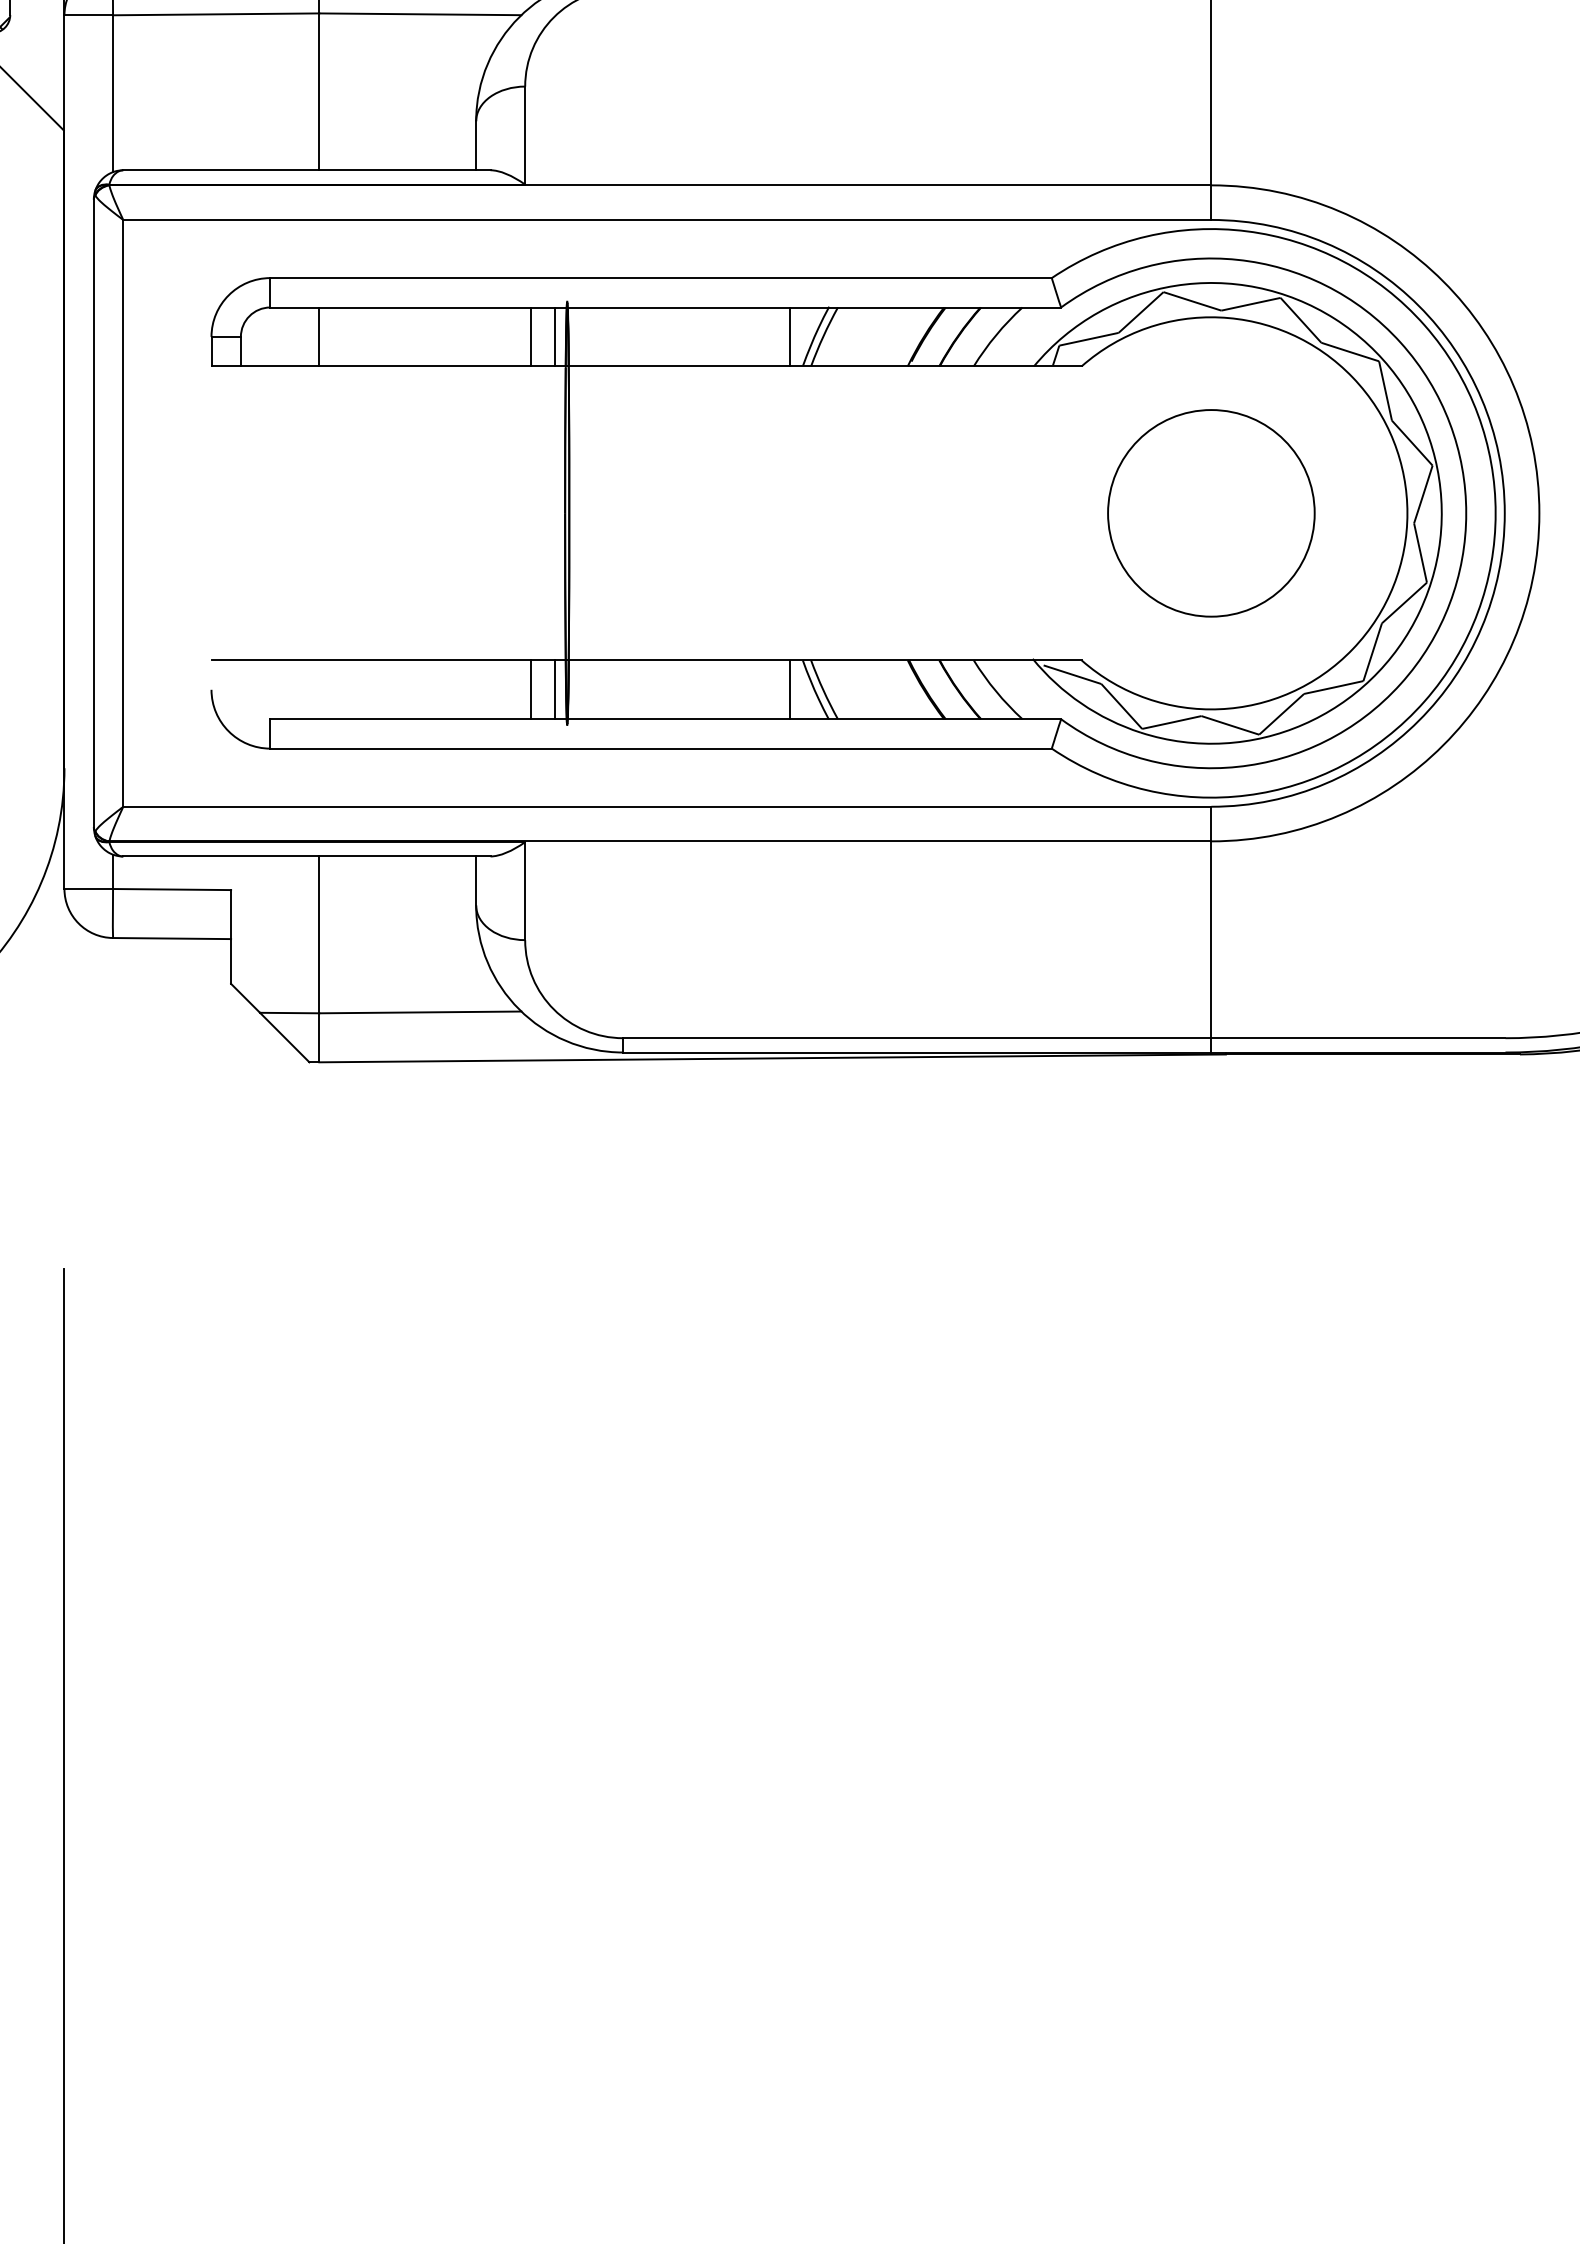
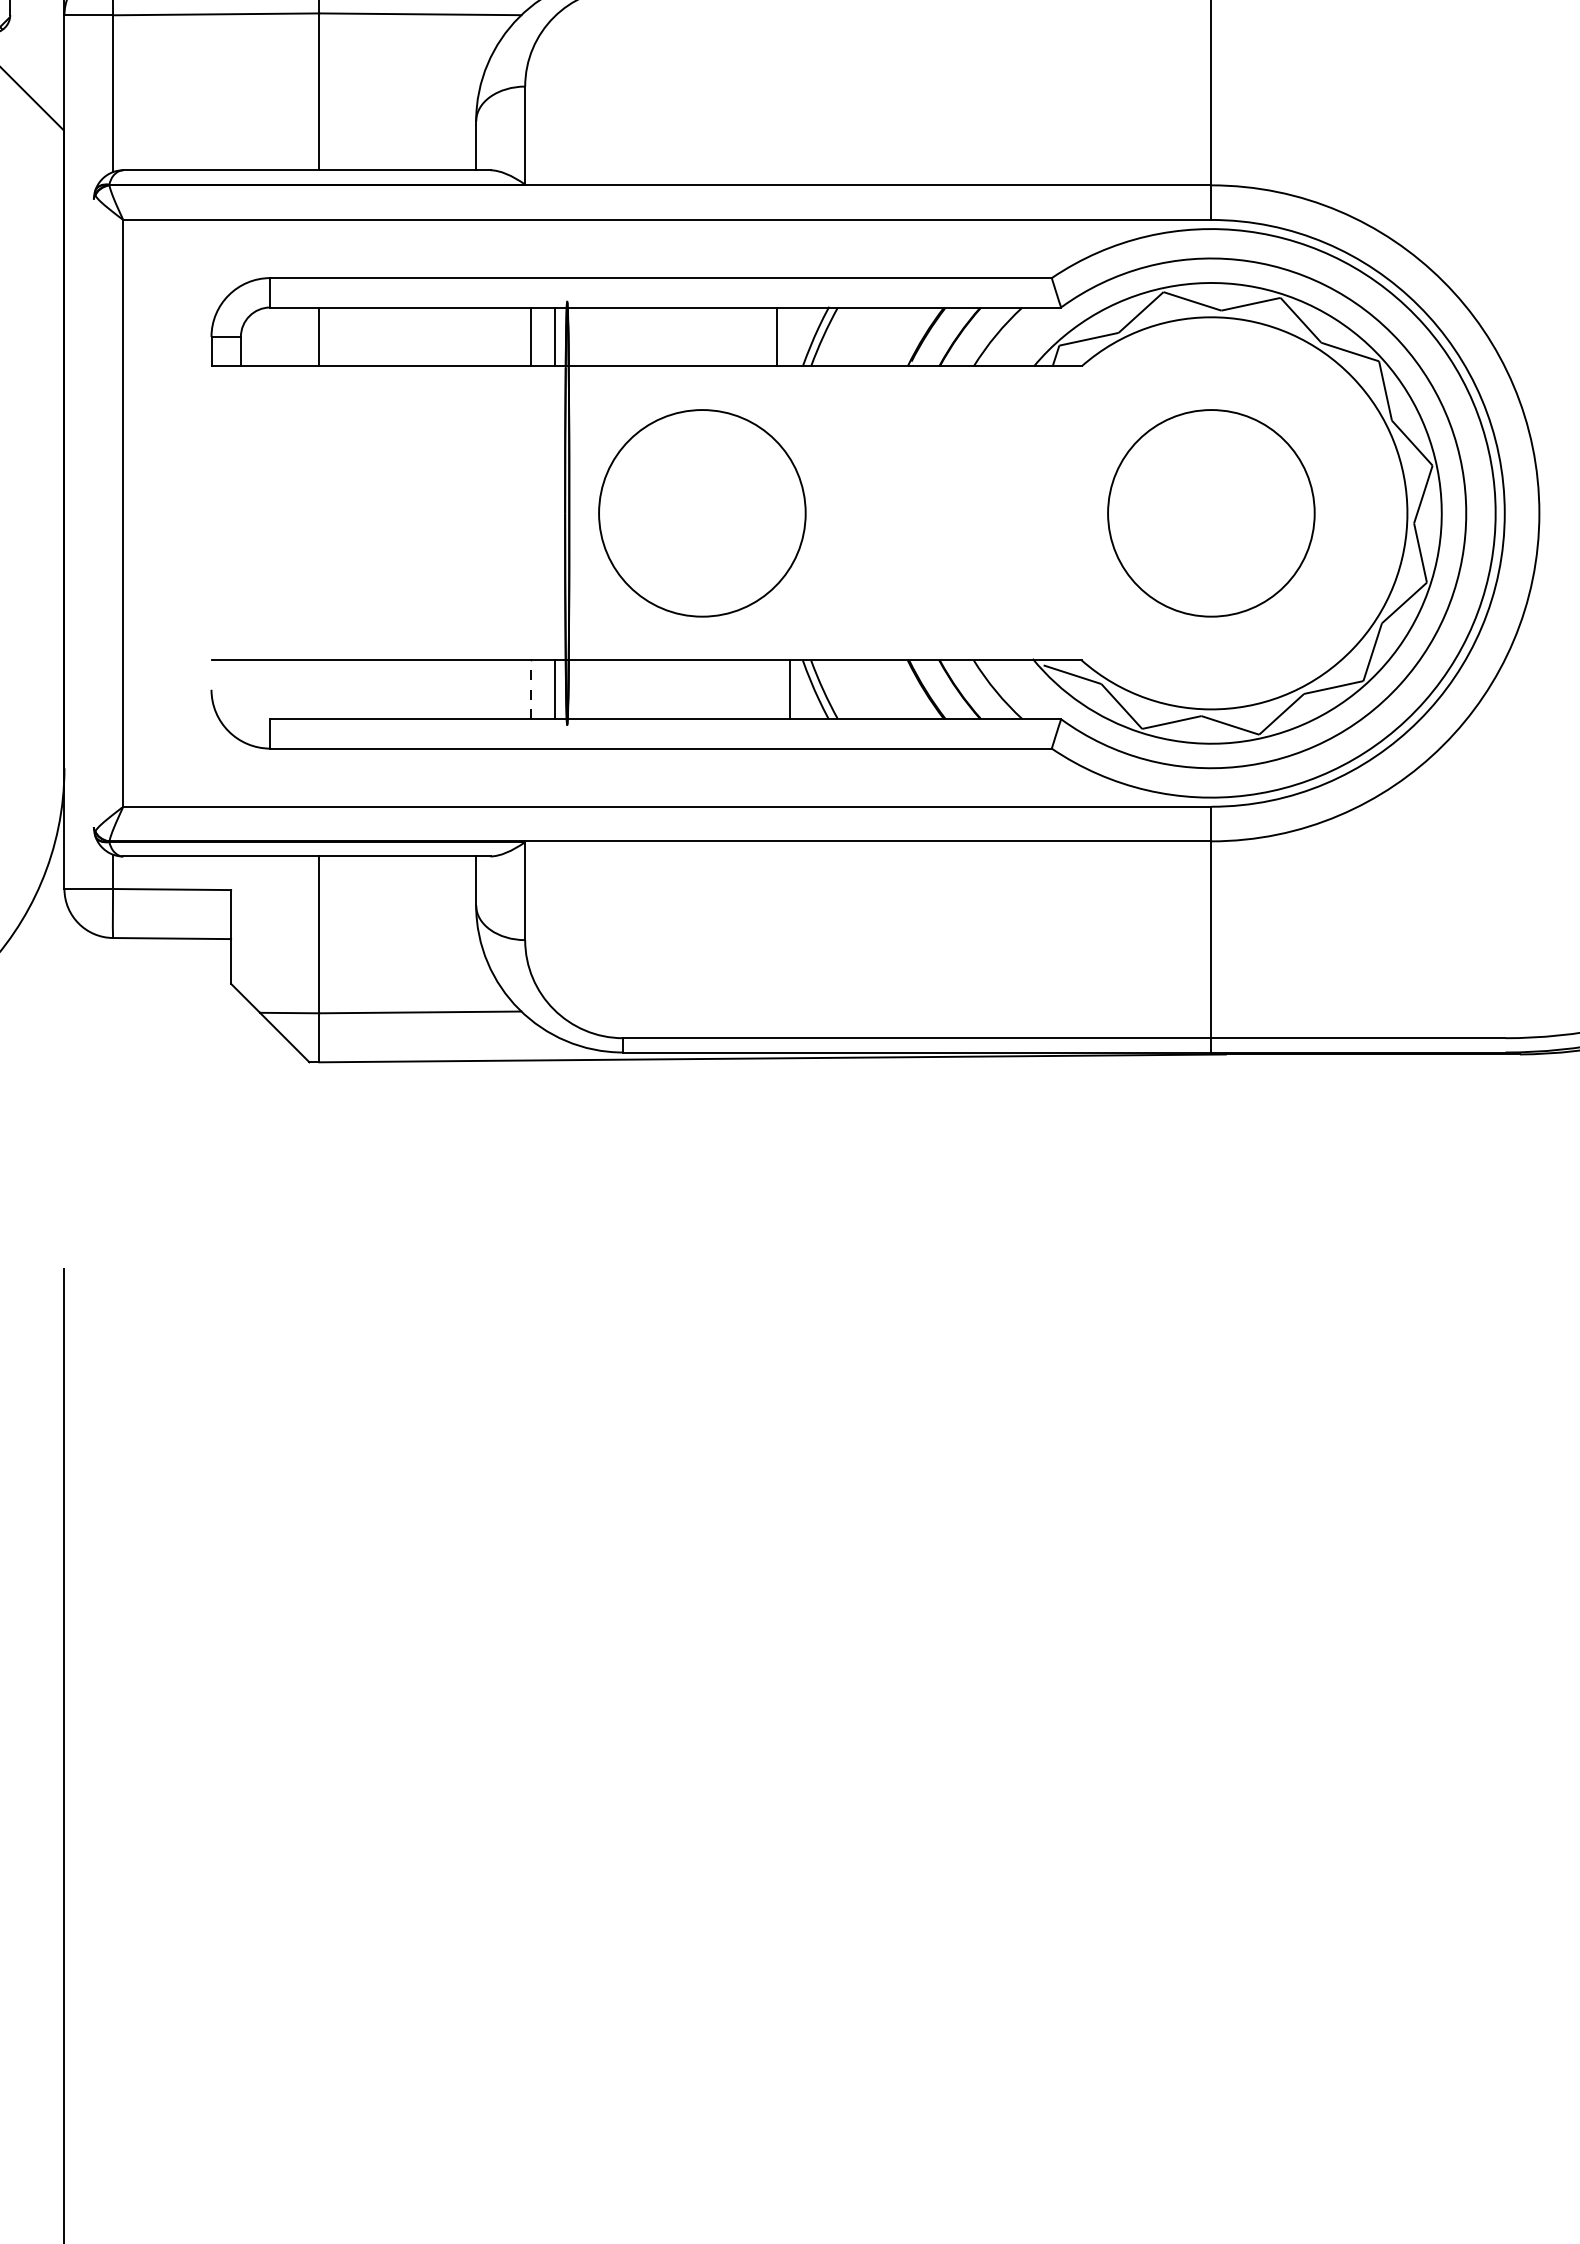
line position: (790, 336) -> (777, 336) (777, 336)
line: present -> none (93, 513)
circle: none -> present (702, 513)
line: solid -> dashed (530, 689)
